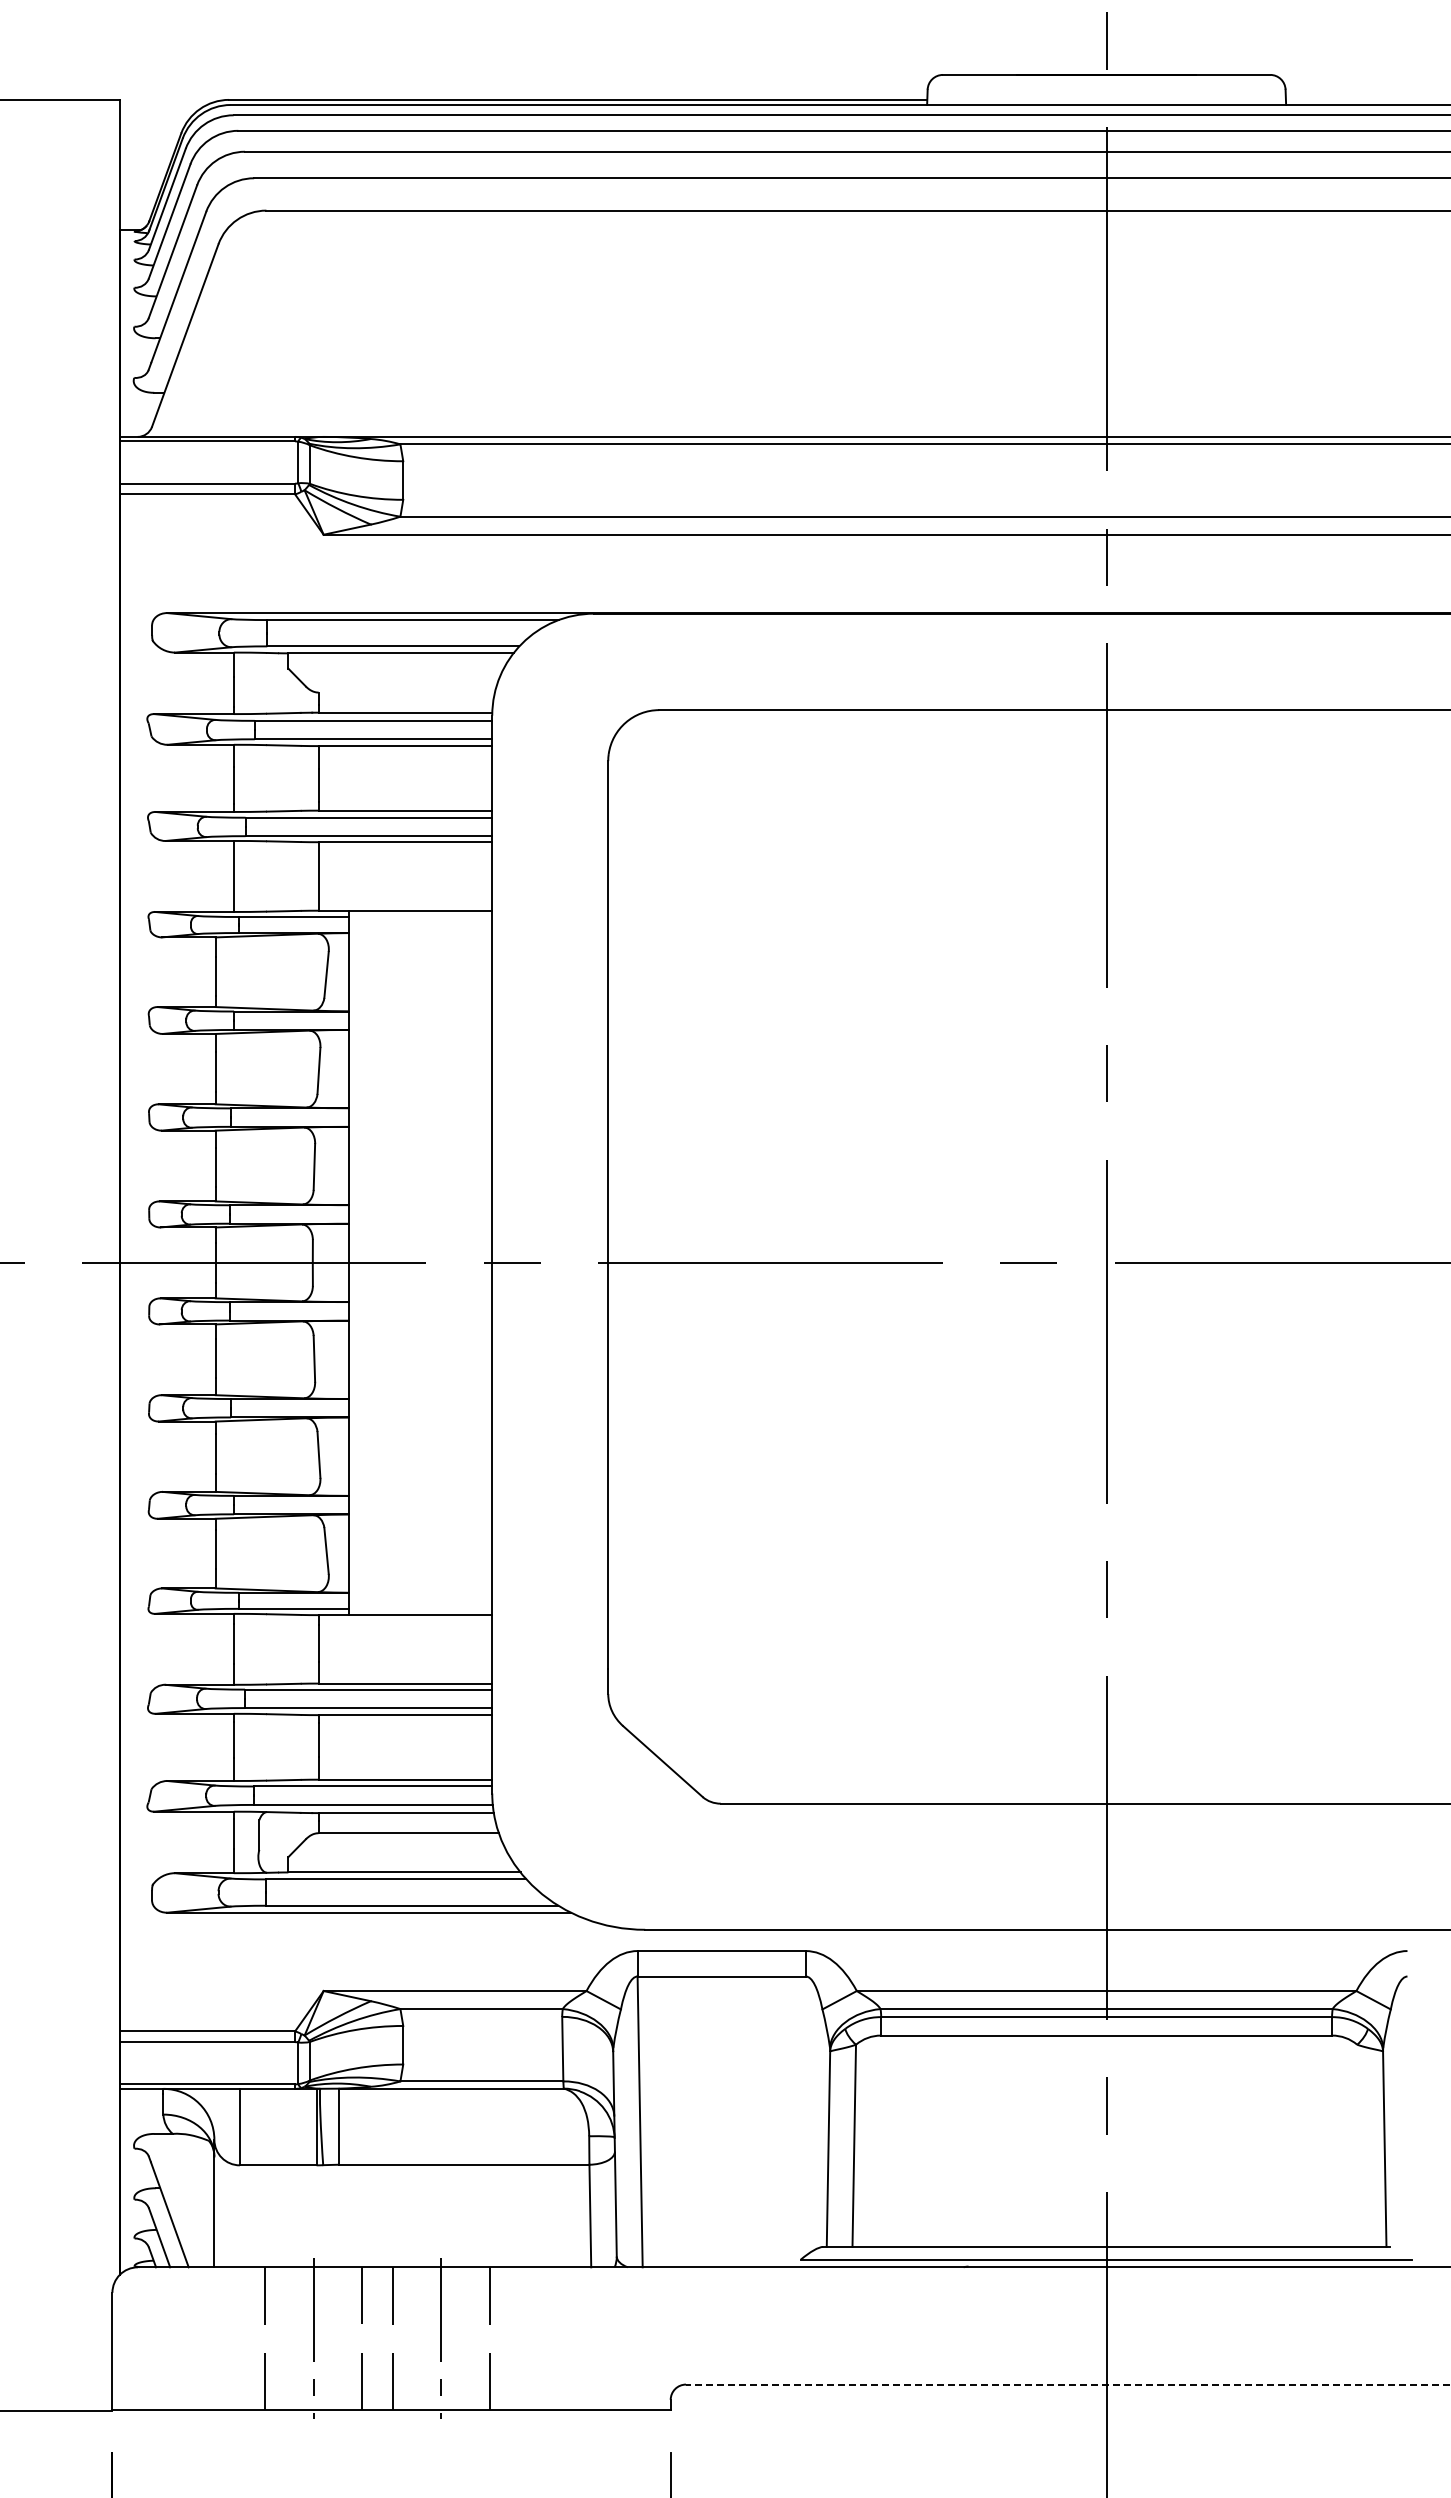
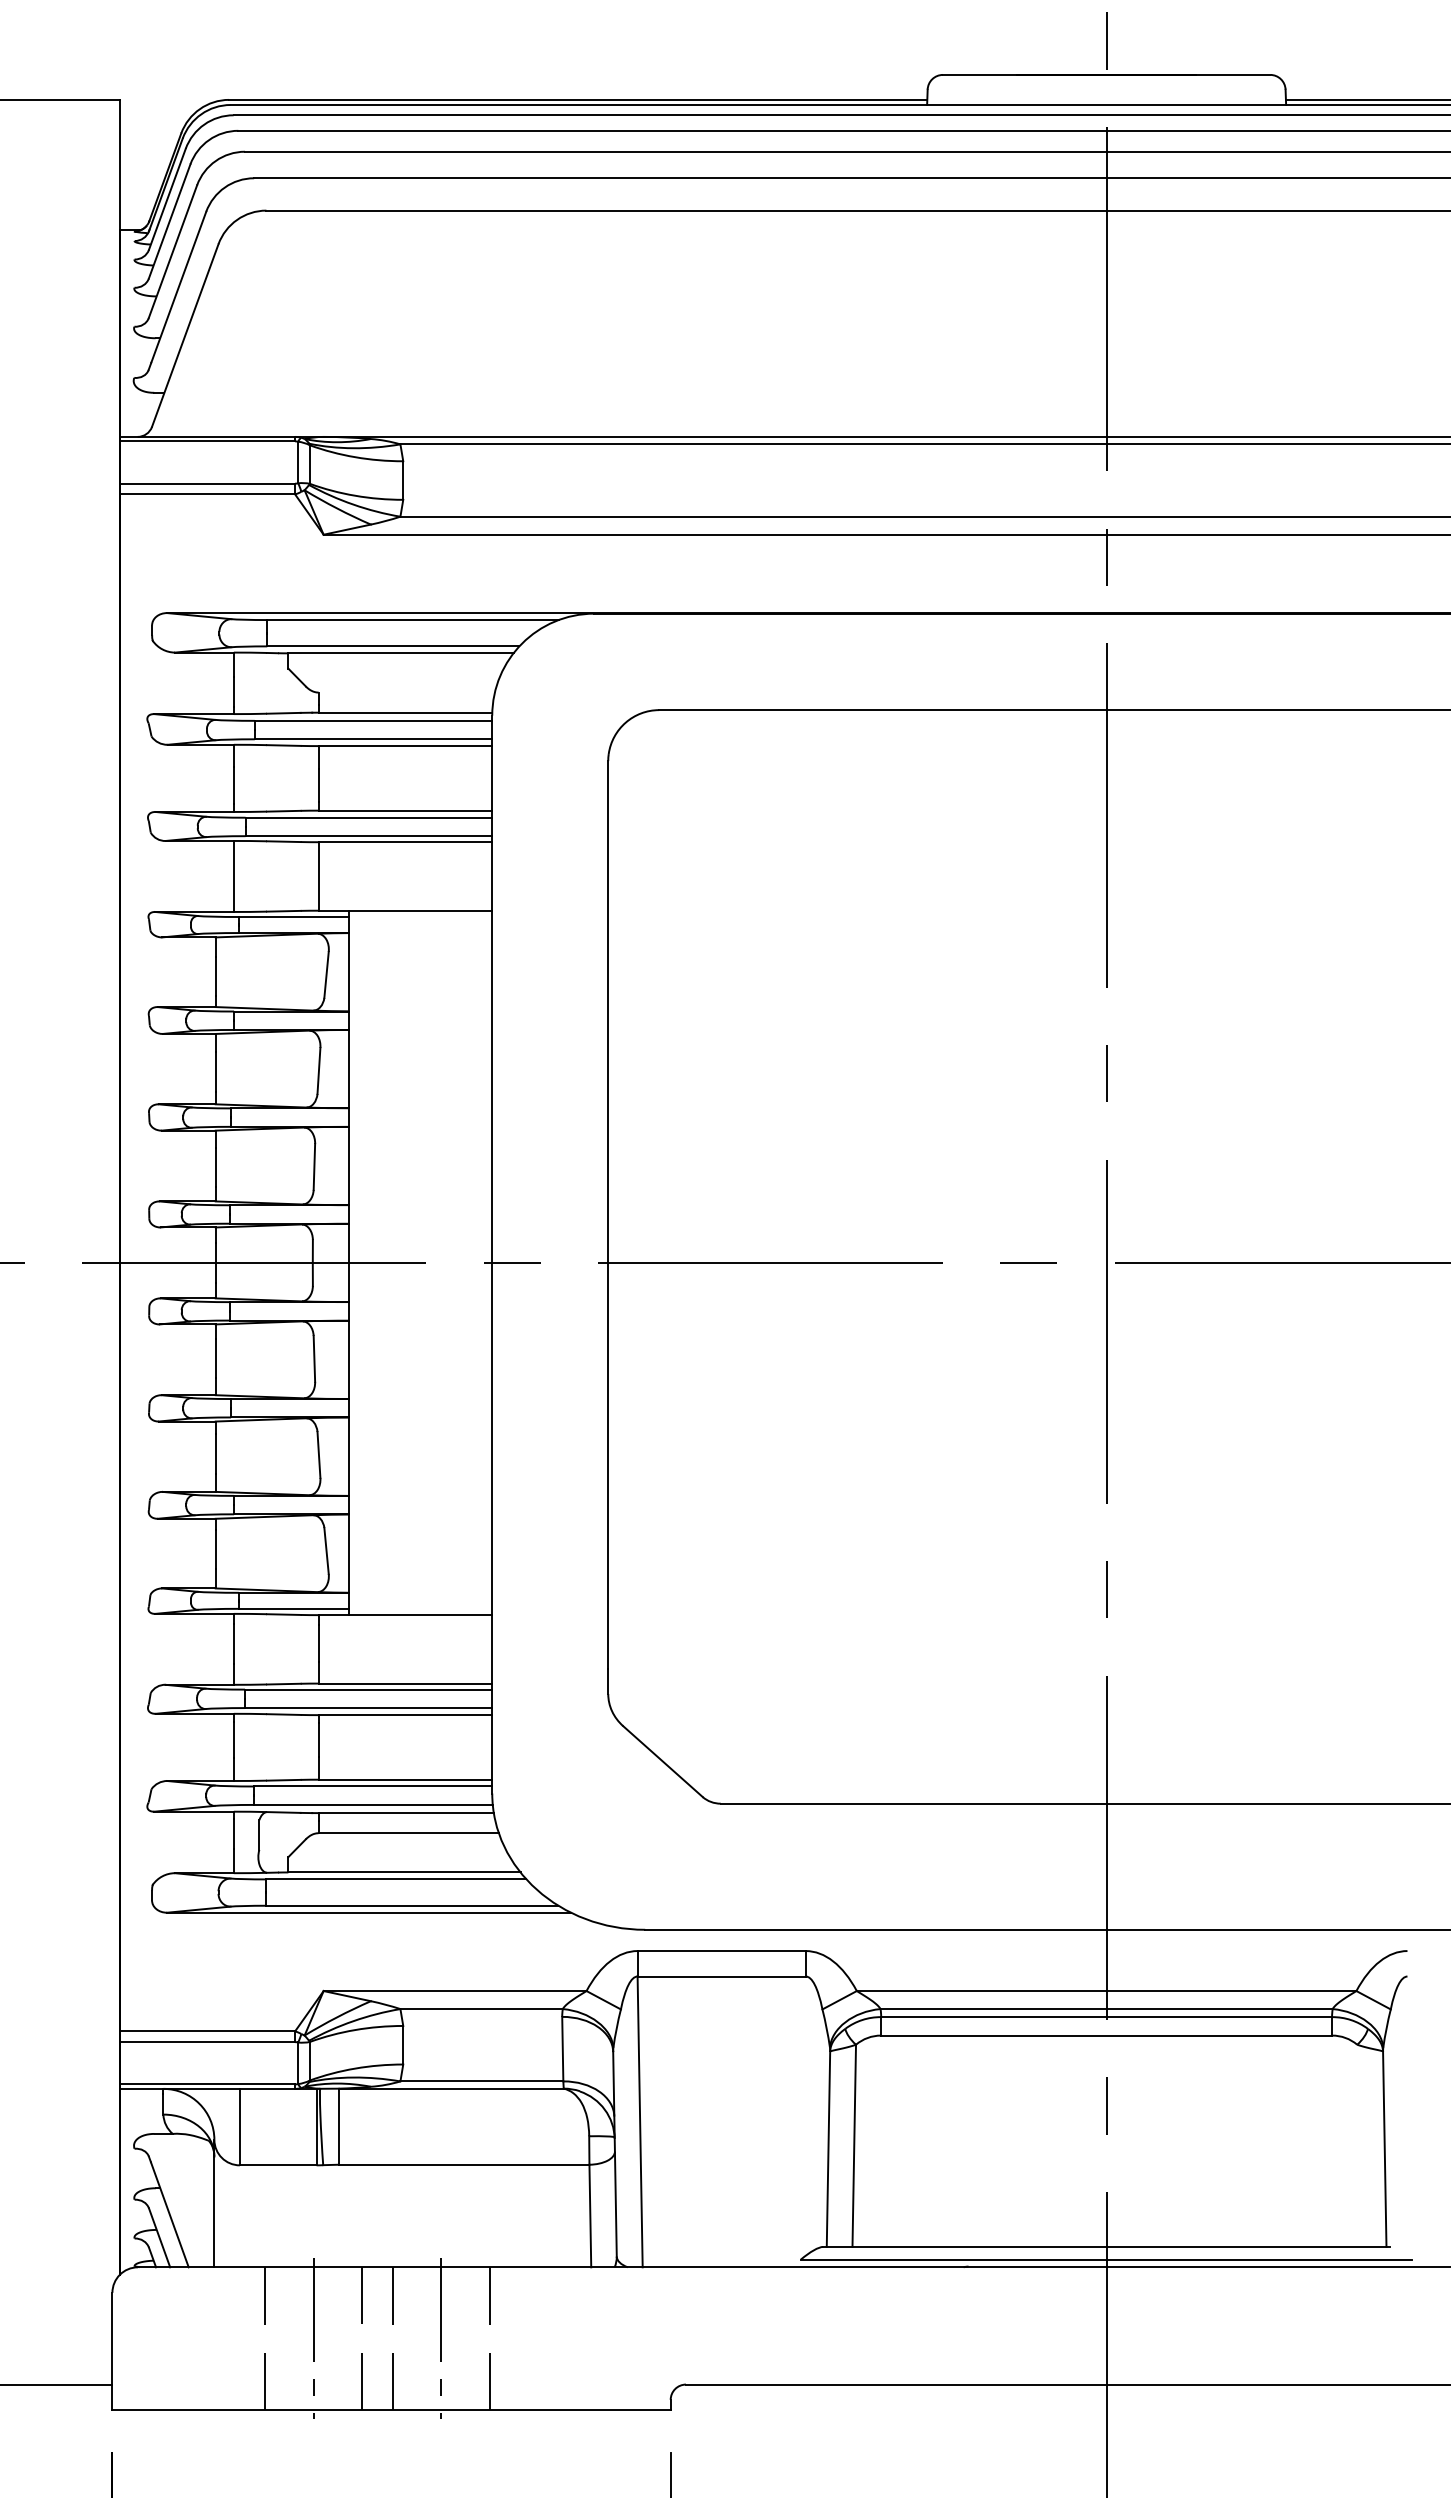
line: none -> present (1366, 99)
line: dashed -> solid (1067, 2384)
line position: (57, 2410) -> (57, 2384) (57, 2384)
